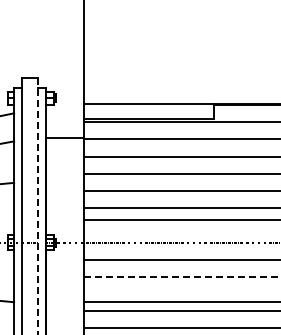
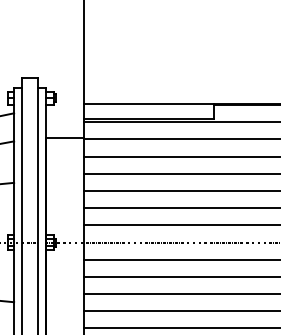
line: dashed -> solid (38, 206)
line position: (180, 220) -> (180, 225) (180, 225)
line: dashed -> solid (182, 276)
line position: (180, 302) -> (180, 294) (180, 294)
